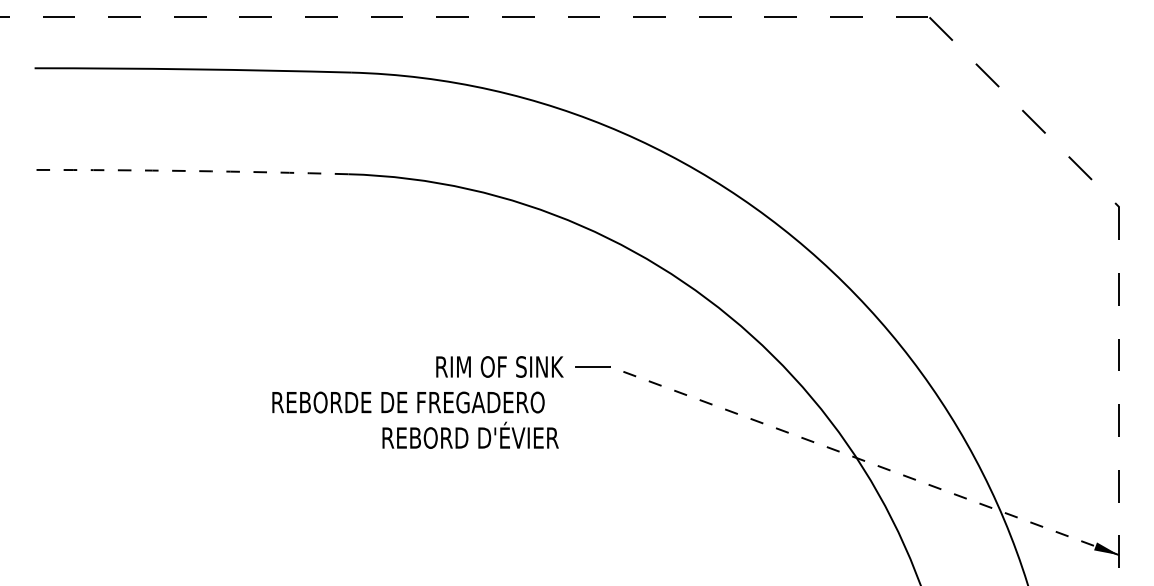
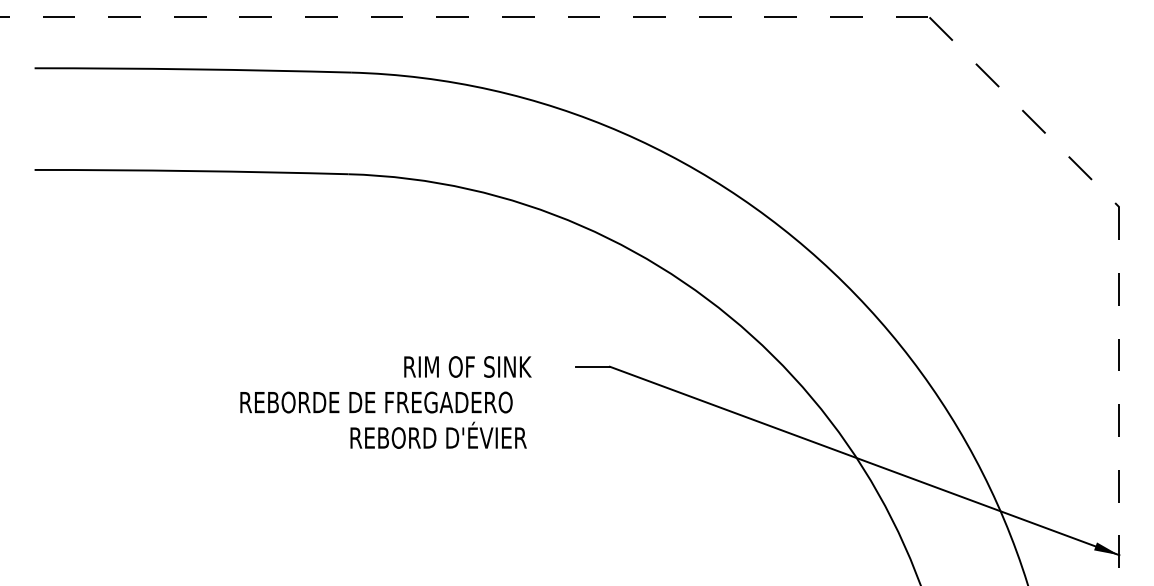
arc: dashed -> solid (191, 171)
text position: (417, 402) -> (385, 402) (385, 402)
line: dashed -> solid (864, 460)
